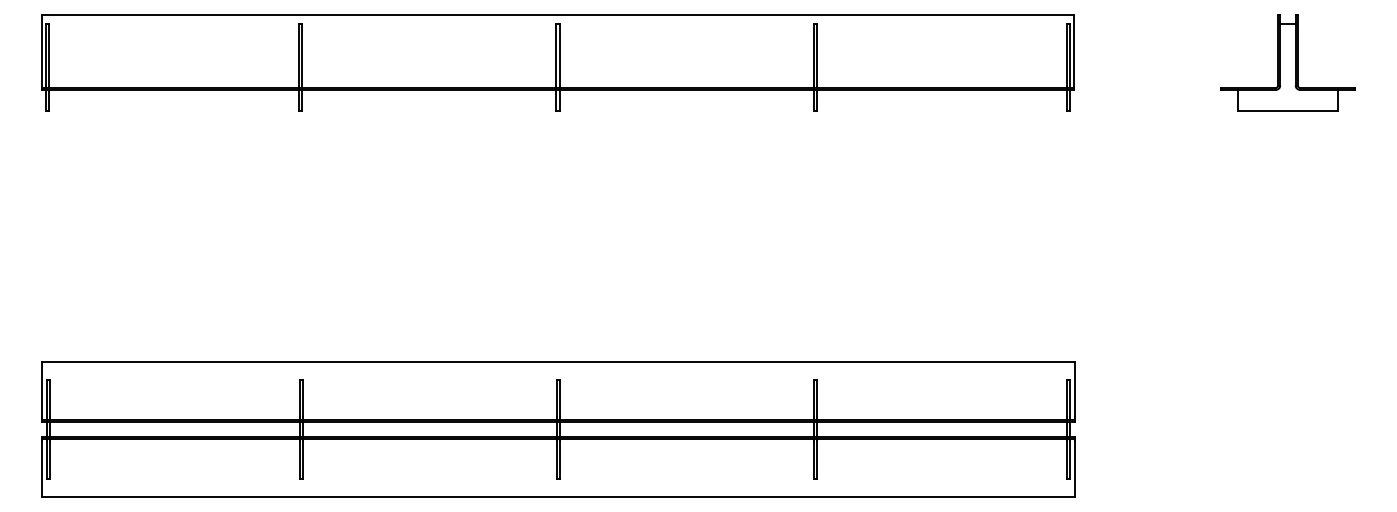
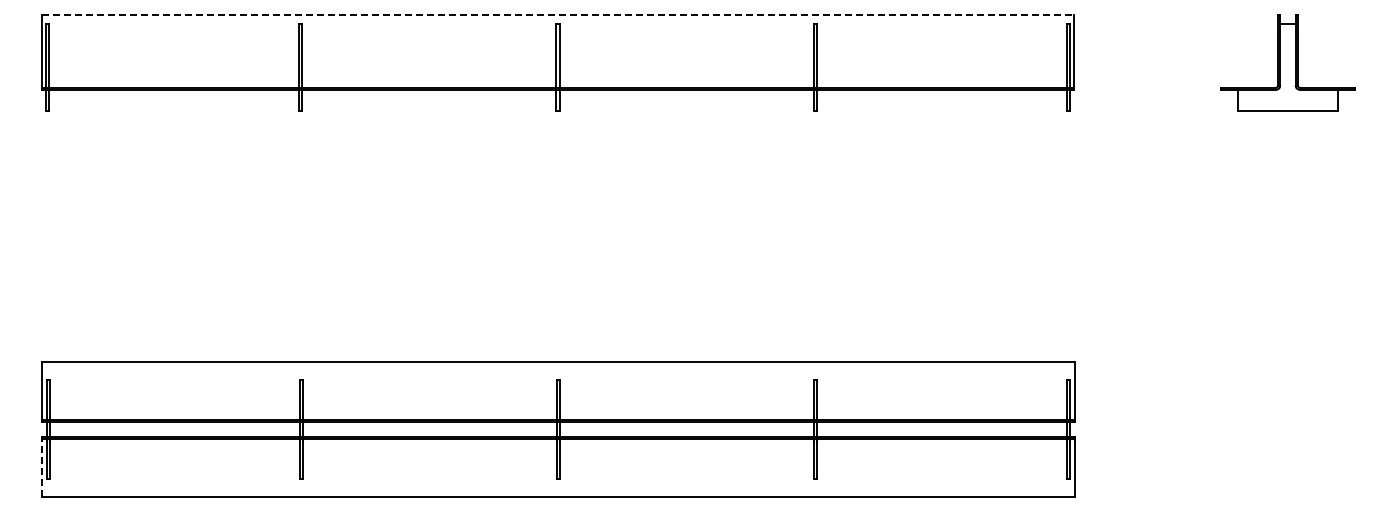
line: solid -> dashed (558, 15)
line: solid -> dashed (42, 468)
